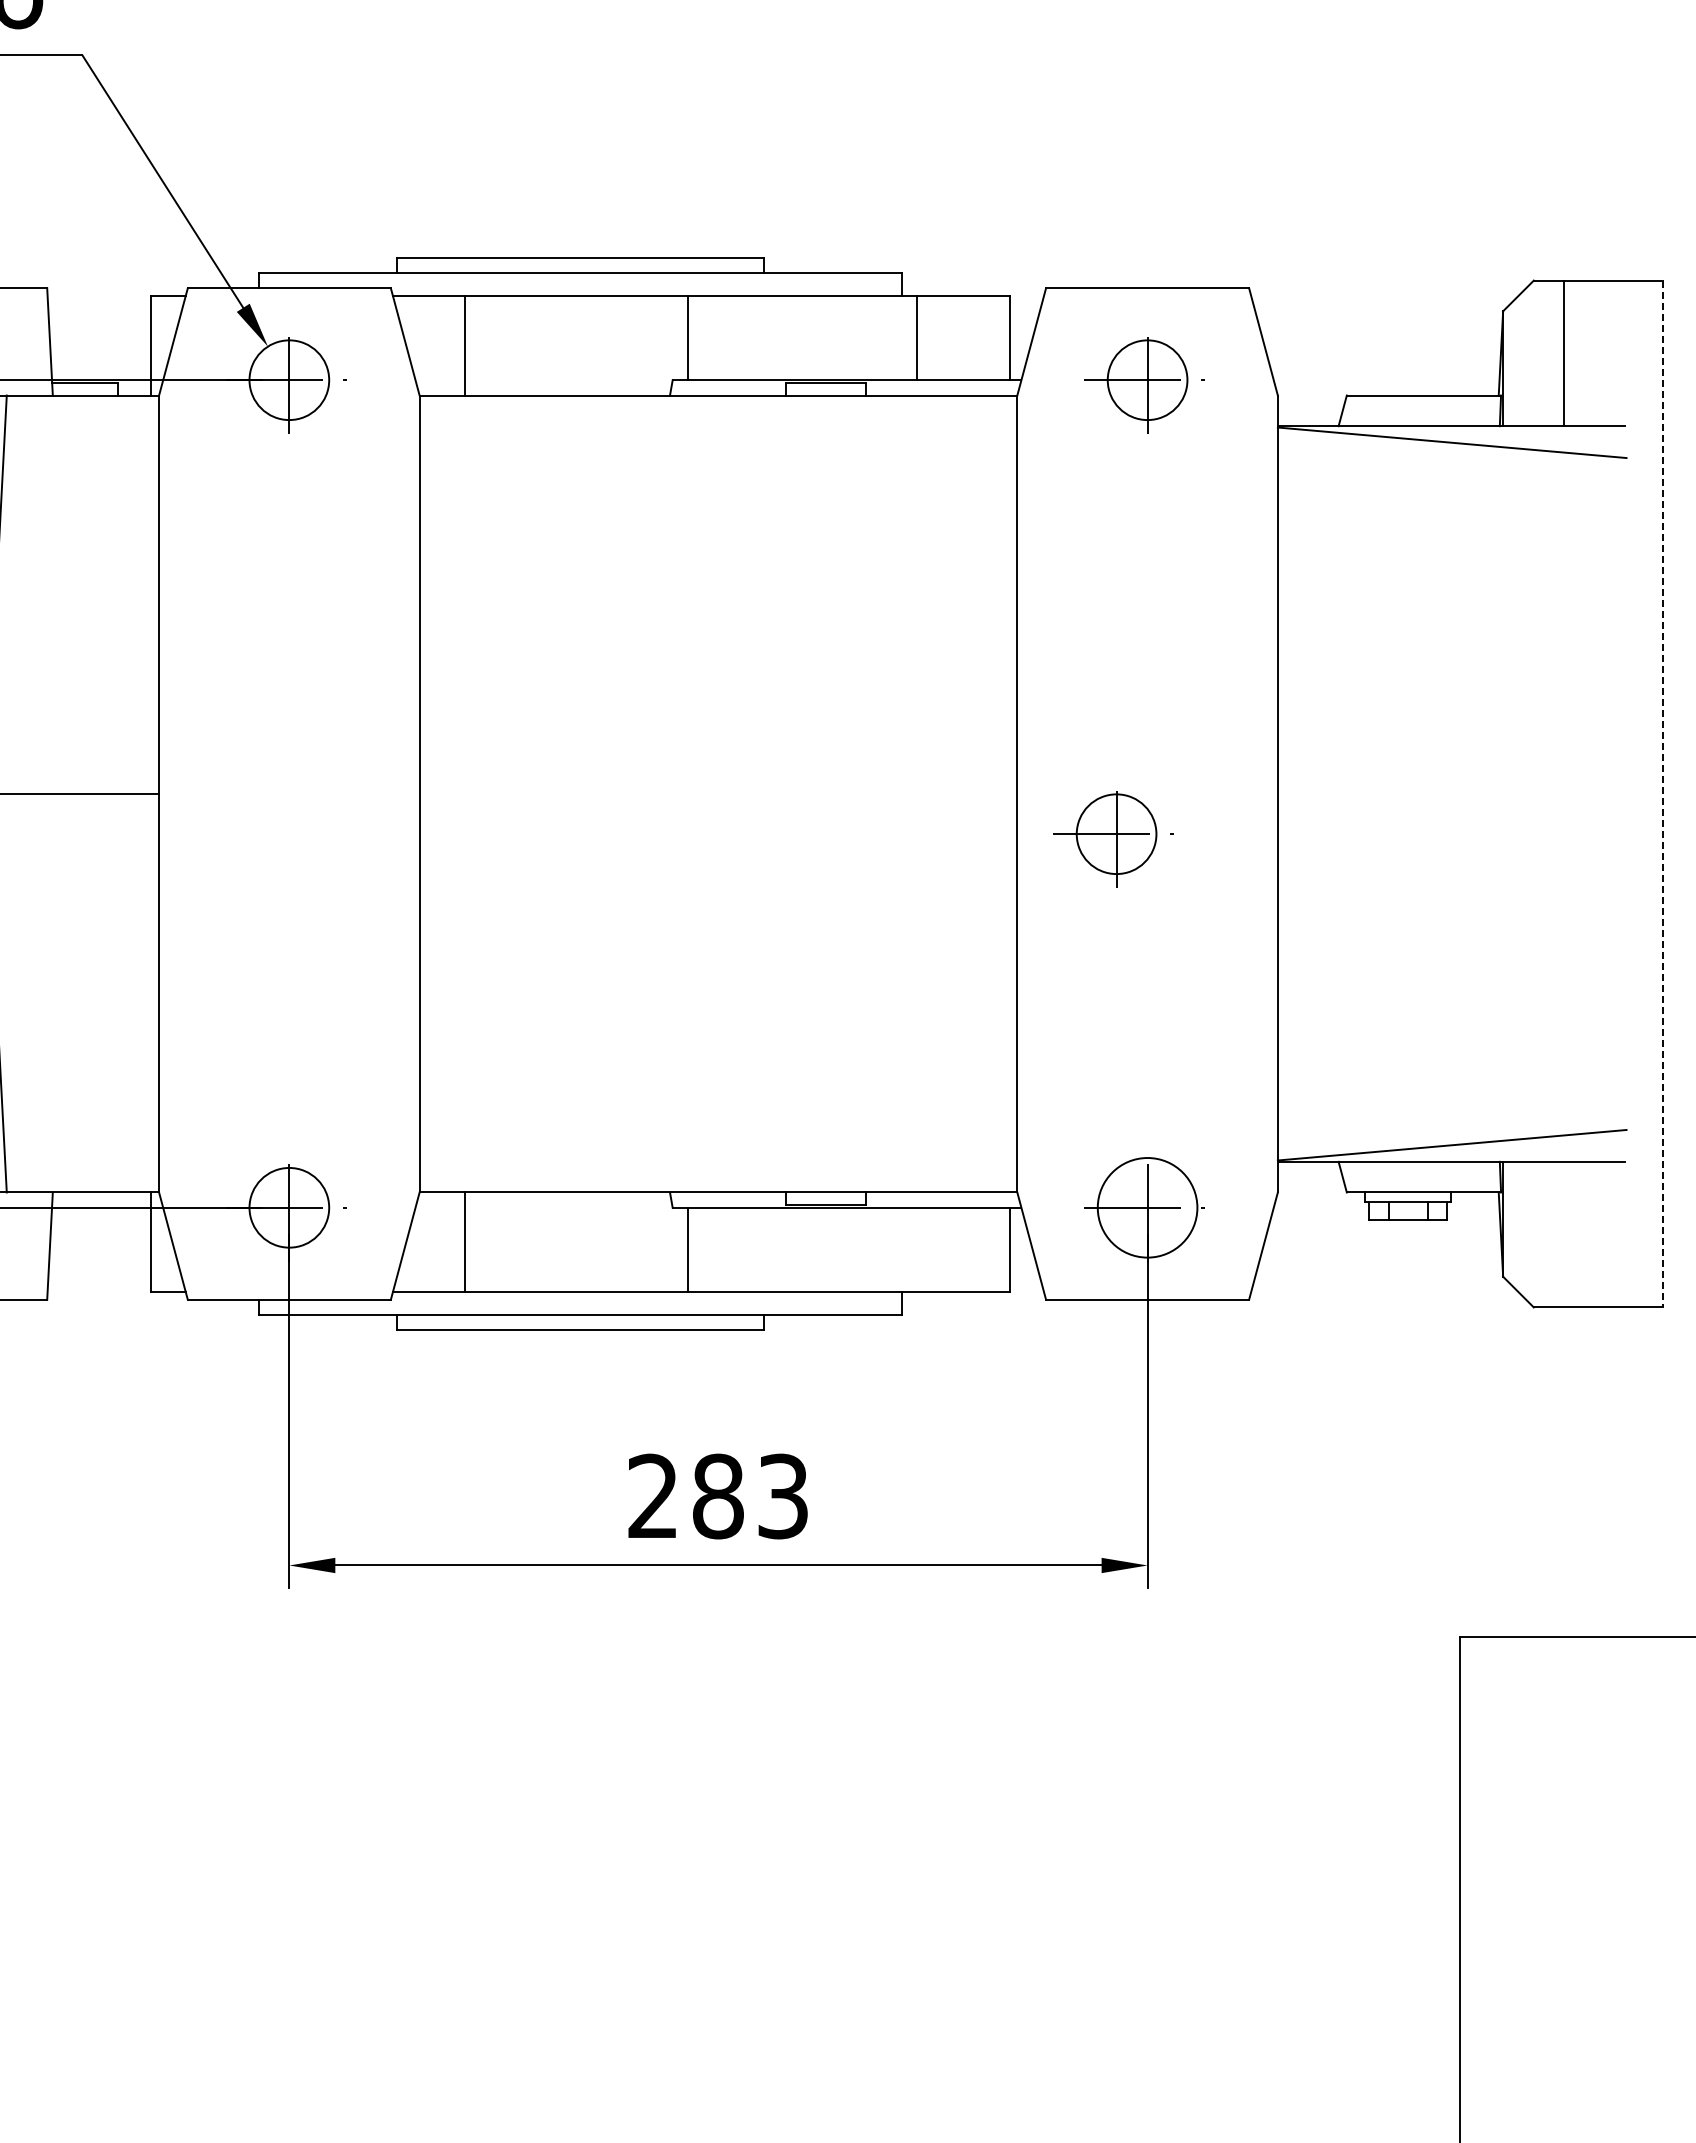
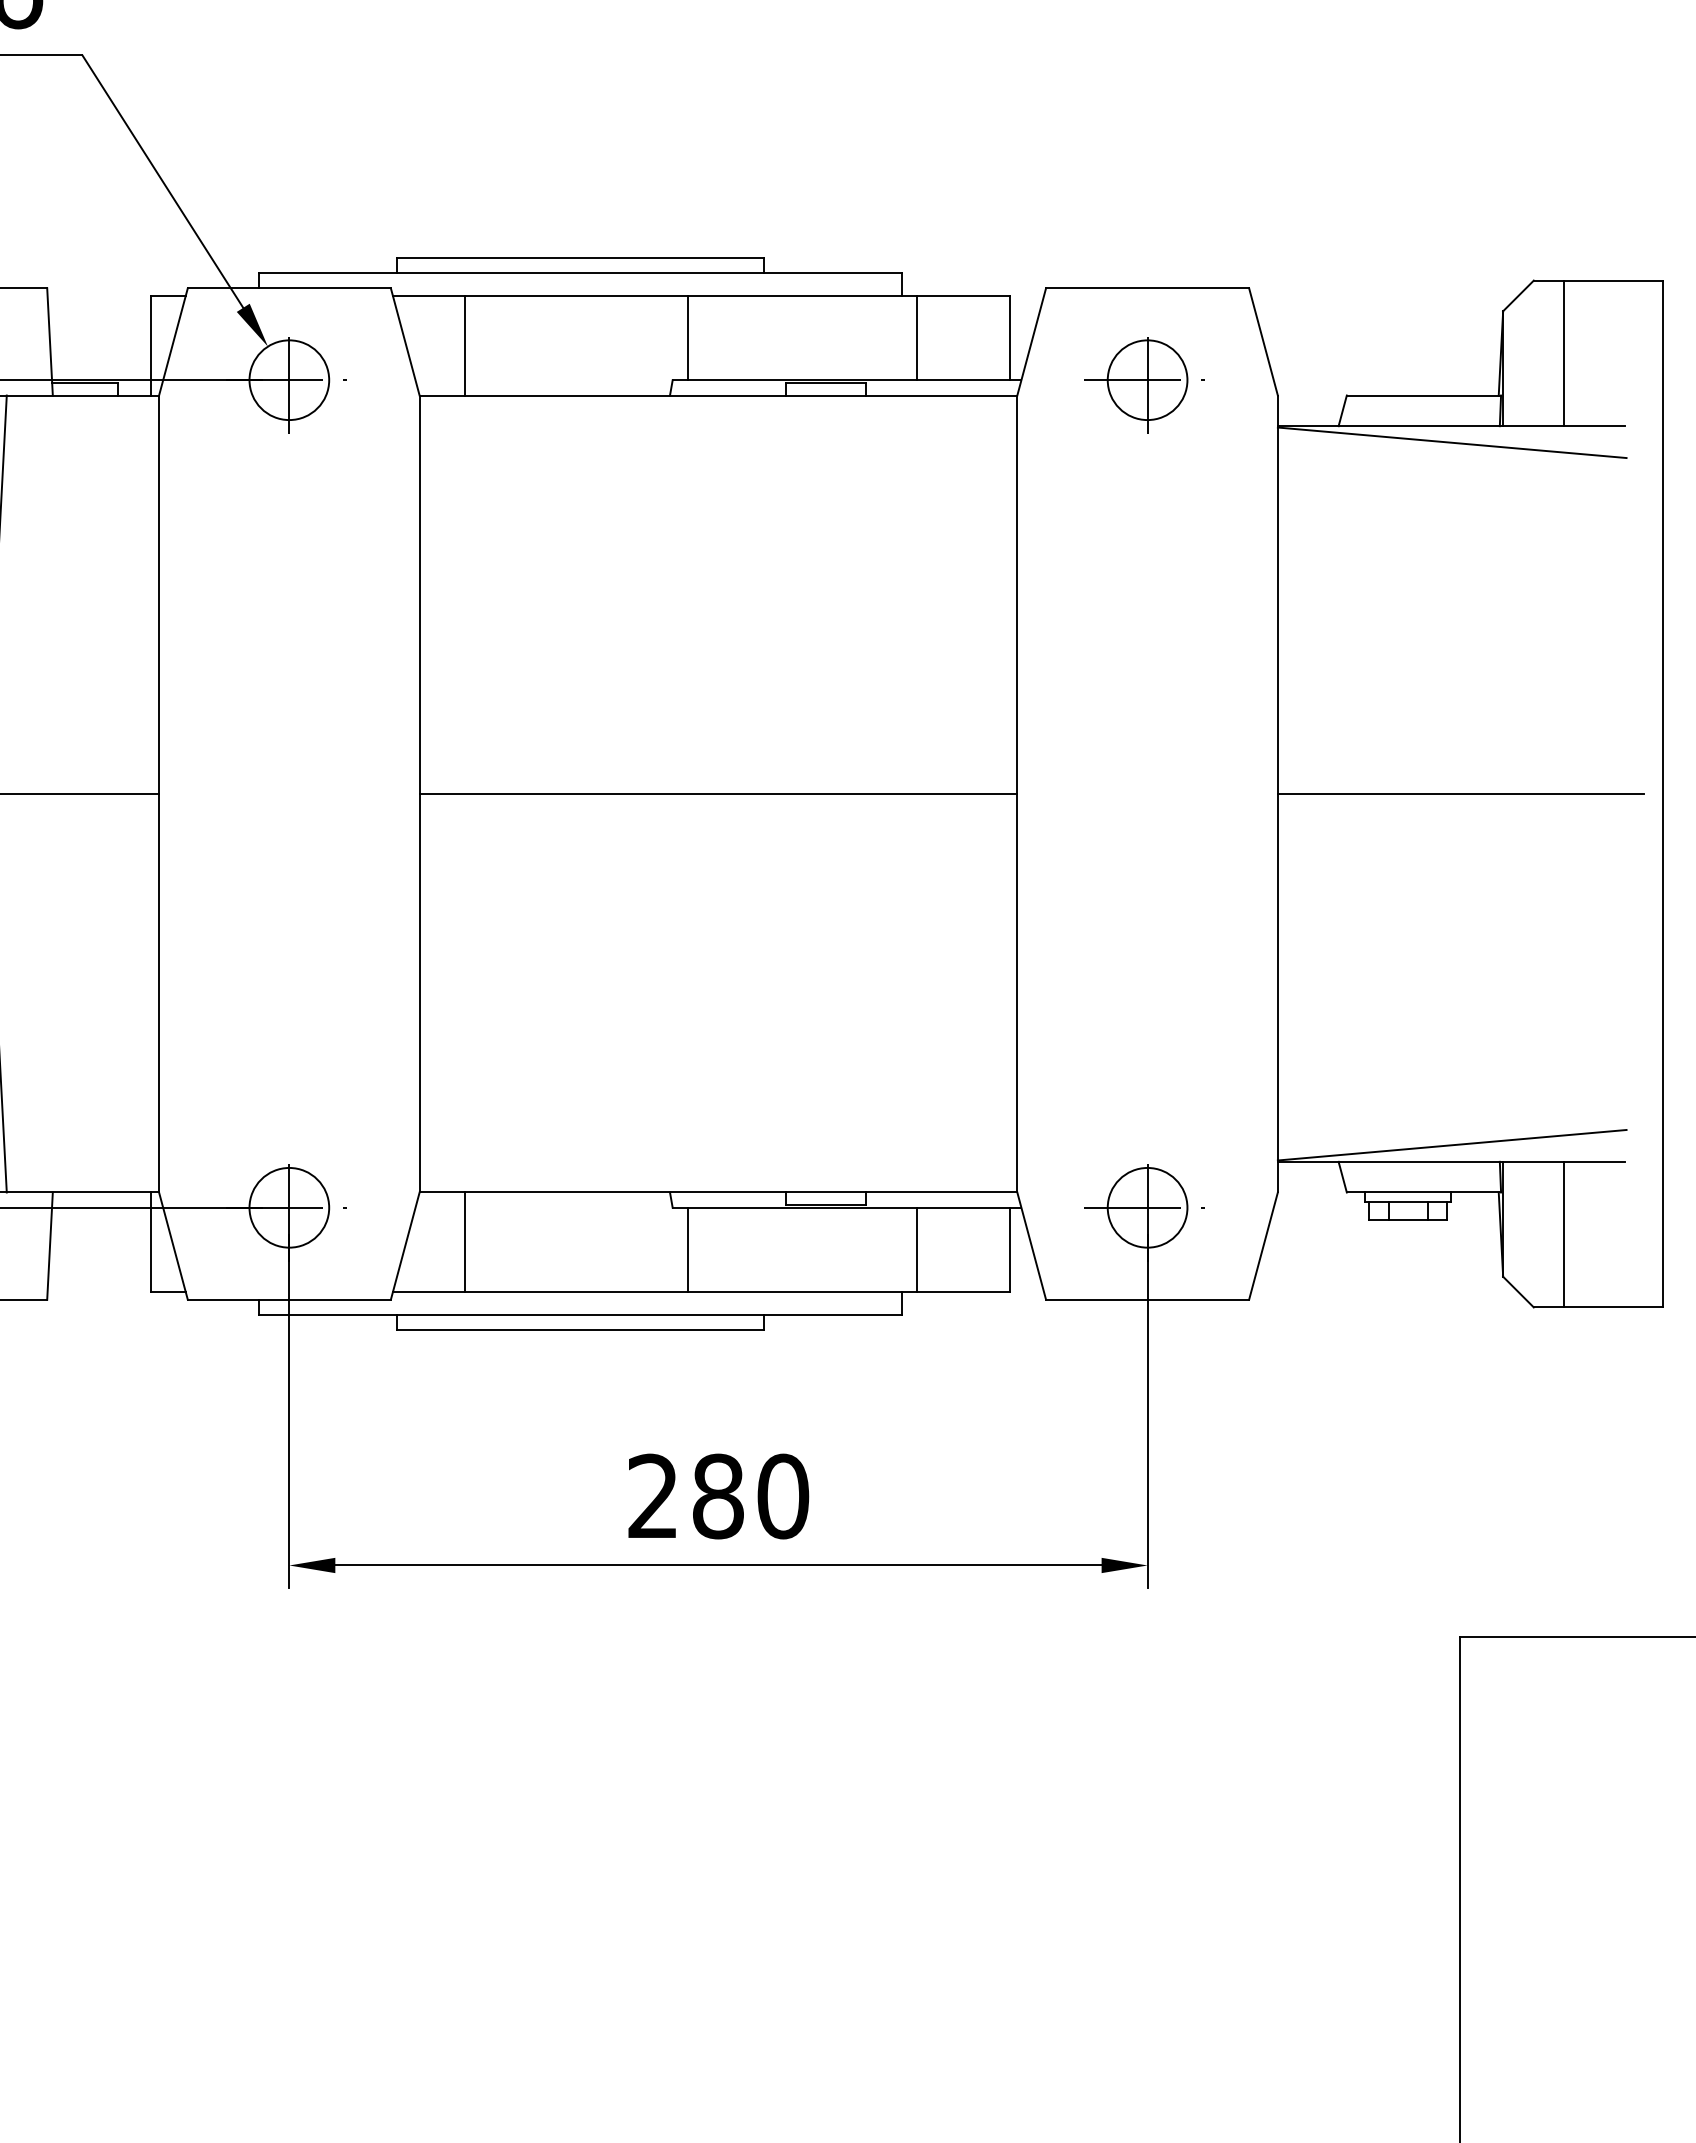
line: none -> present (718, 794)
line: none -> present (1460, 794)
line: dashed -> solid (1662, 794)
part: present -> none (1113, 839)
circle diameter: 100 px -> 80 px (1147, 1207)
line: none -> present (1564, 1234)
line: none -> present (916, 1249)
text: 283 -> 280 (783, 1496)
